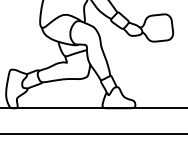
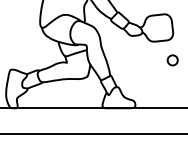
circle: none -> present (172, 60)
